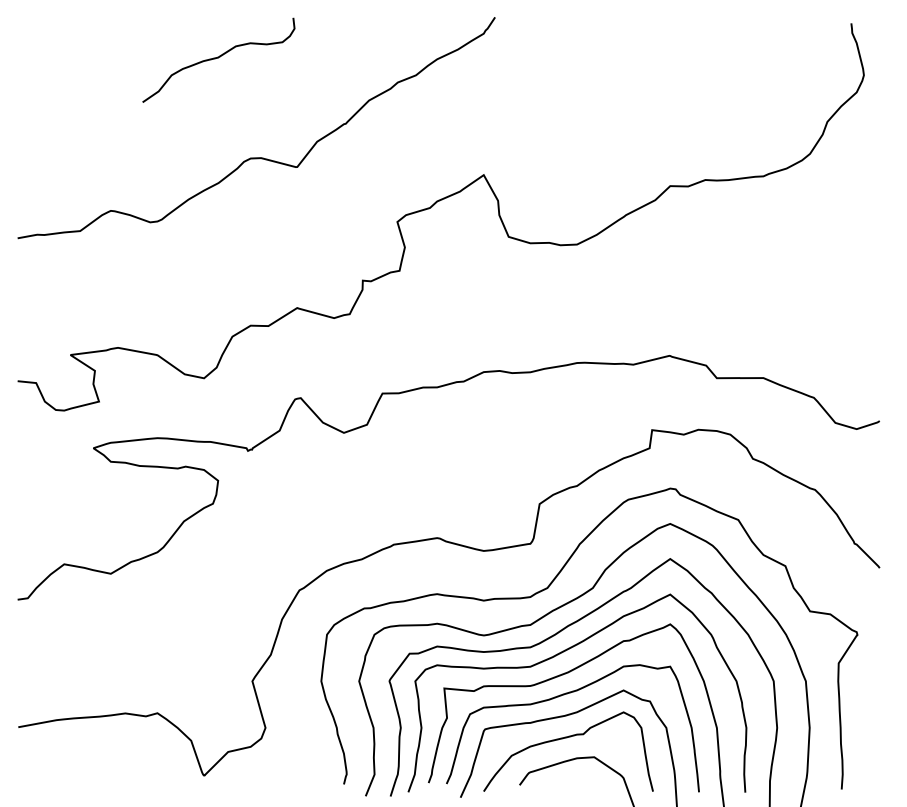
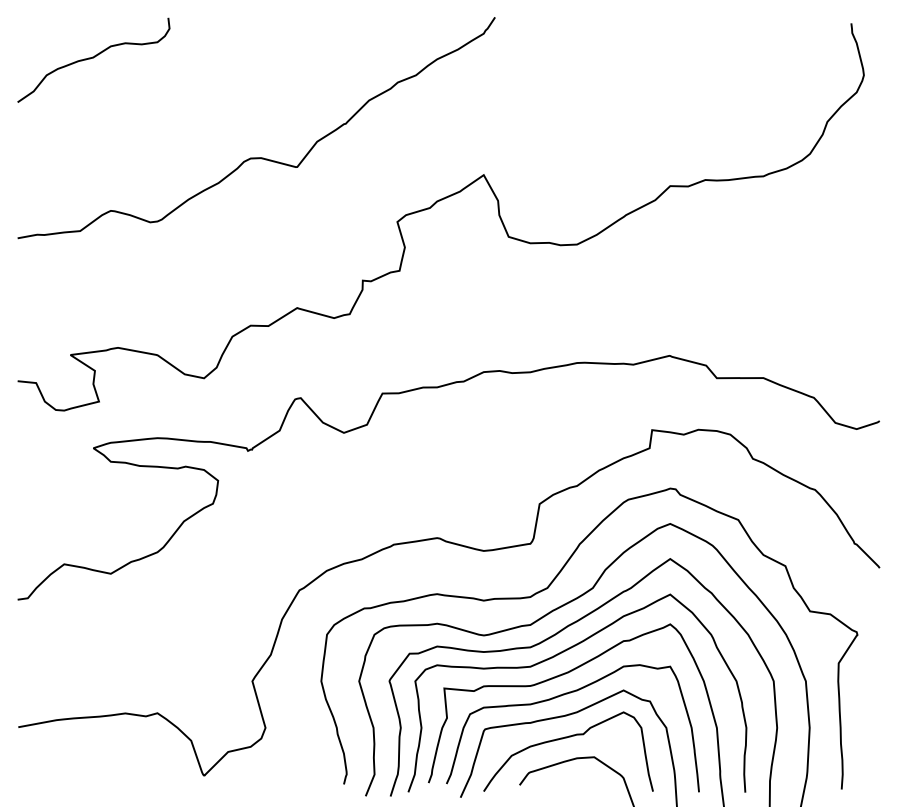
curve position: (218, 58) -> (93, 58) (93, 58)
